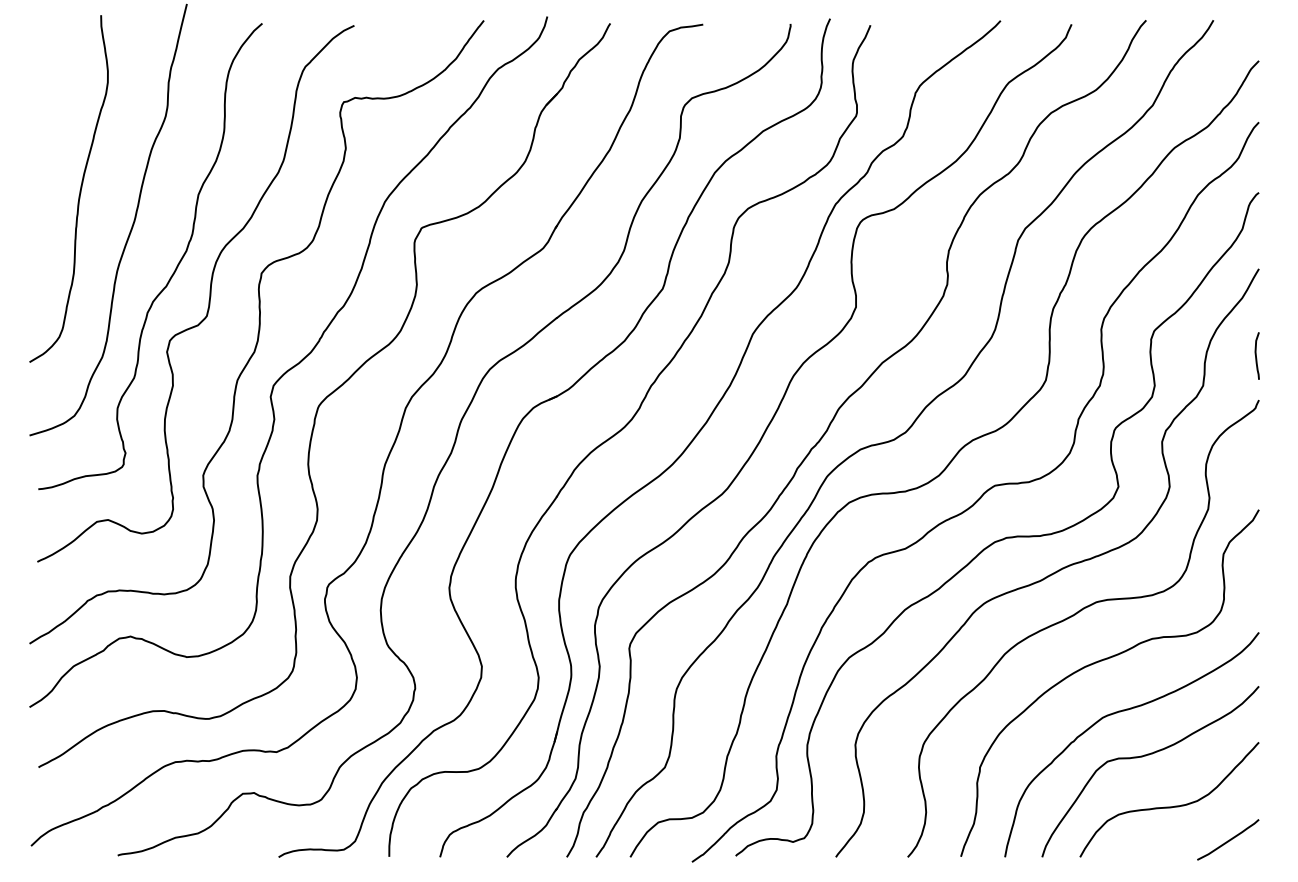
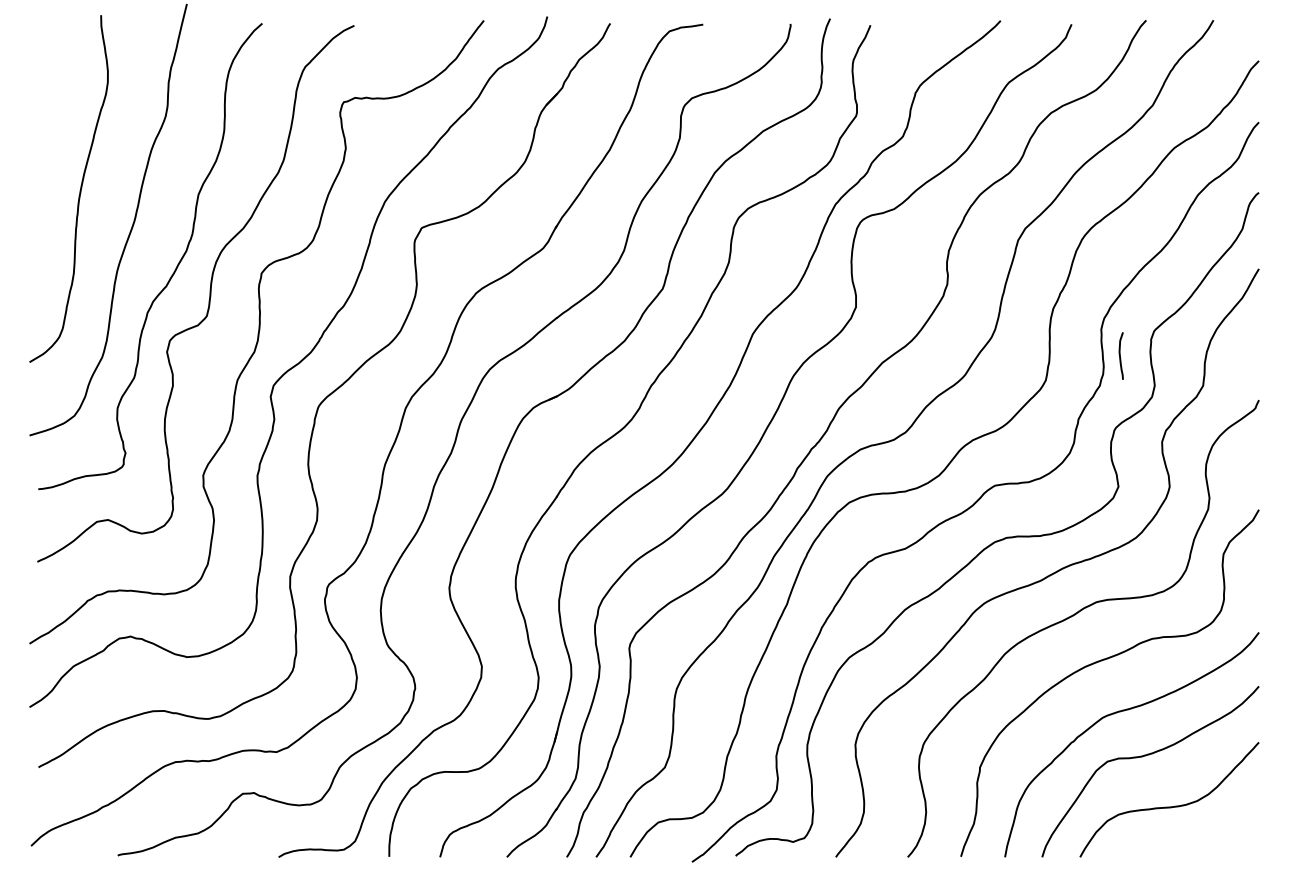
curve position: (1256, 355) -> (1120, 355) (1120, 355)
curve: present -> none (1229, 839)
